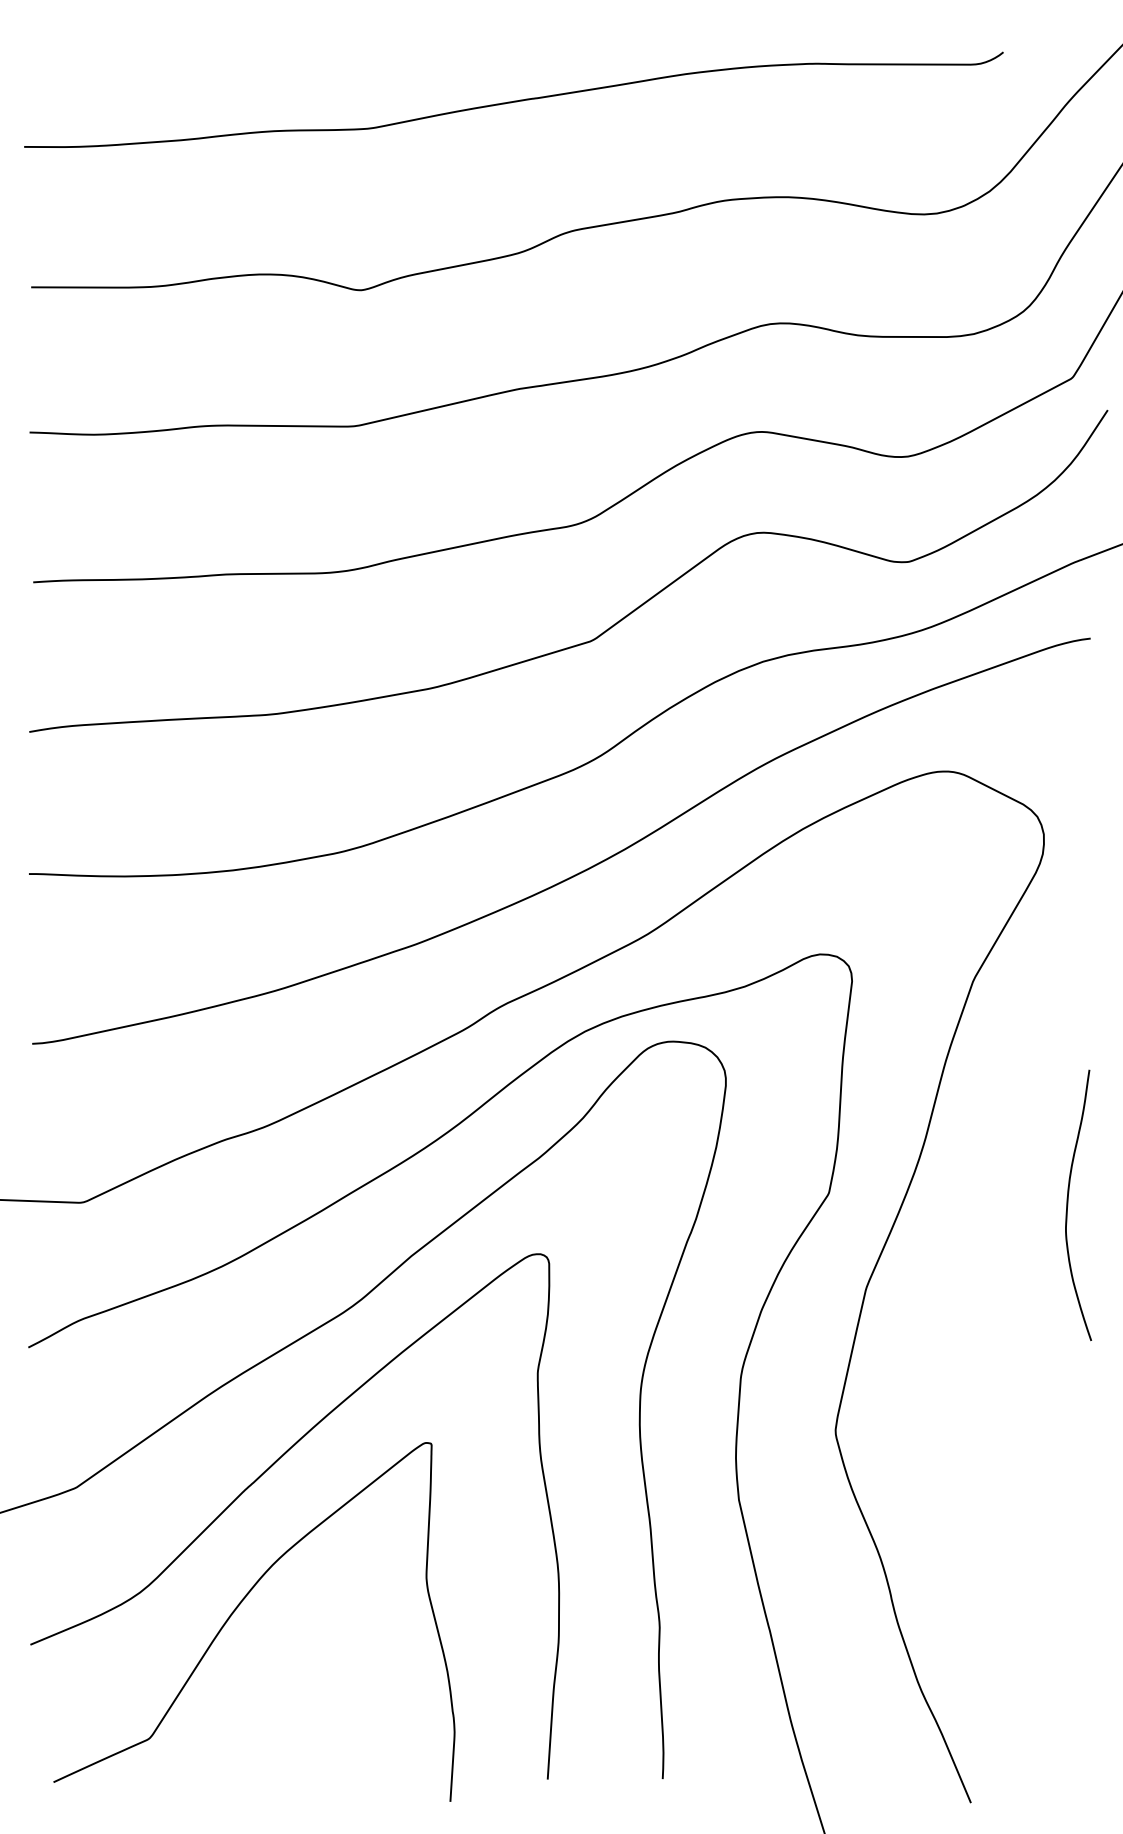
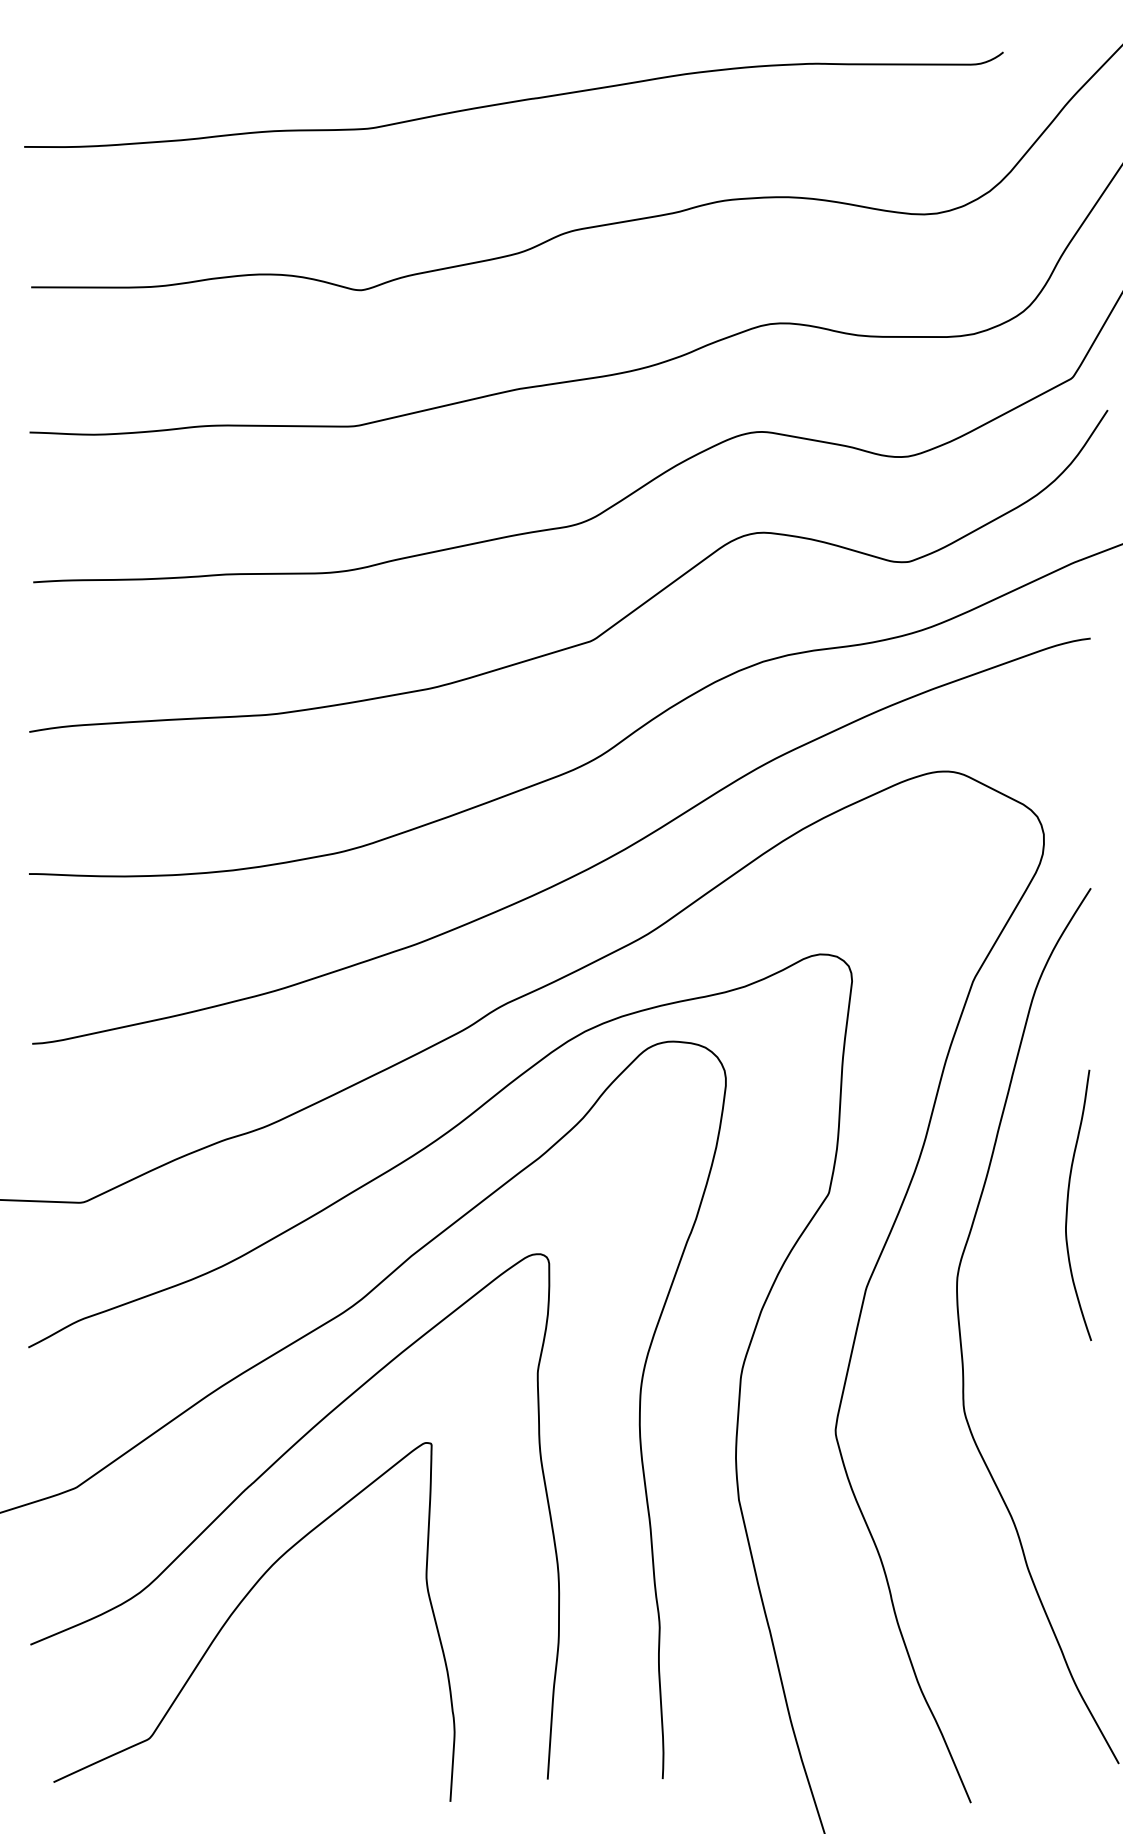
curve: none -> present (961, 1336)
